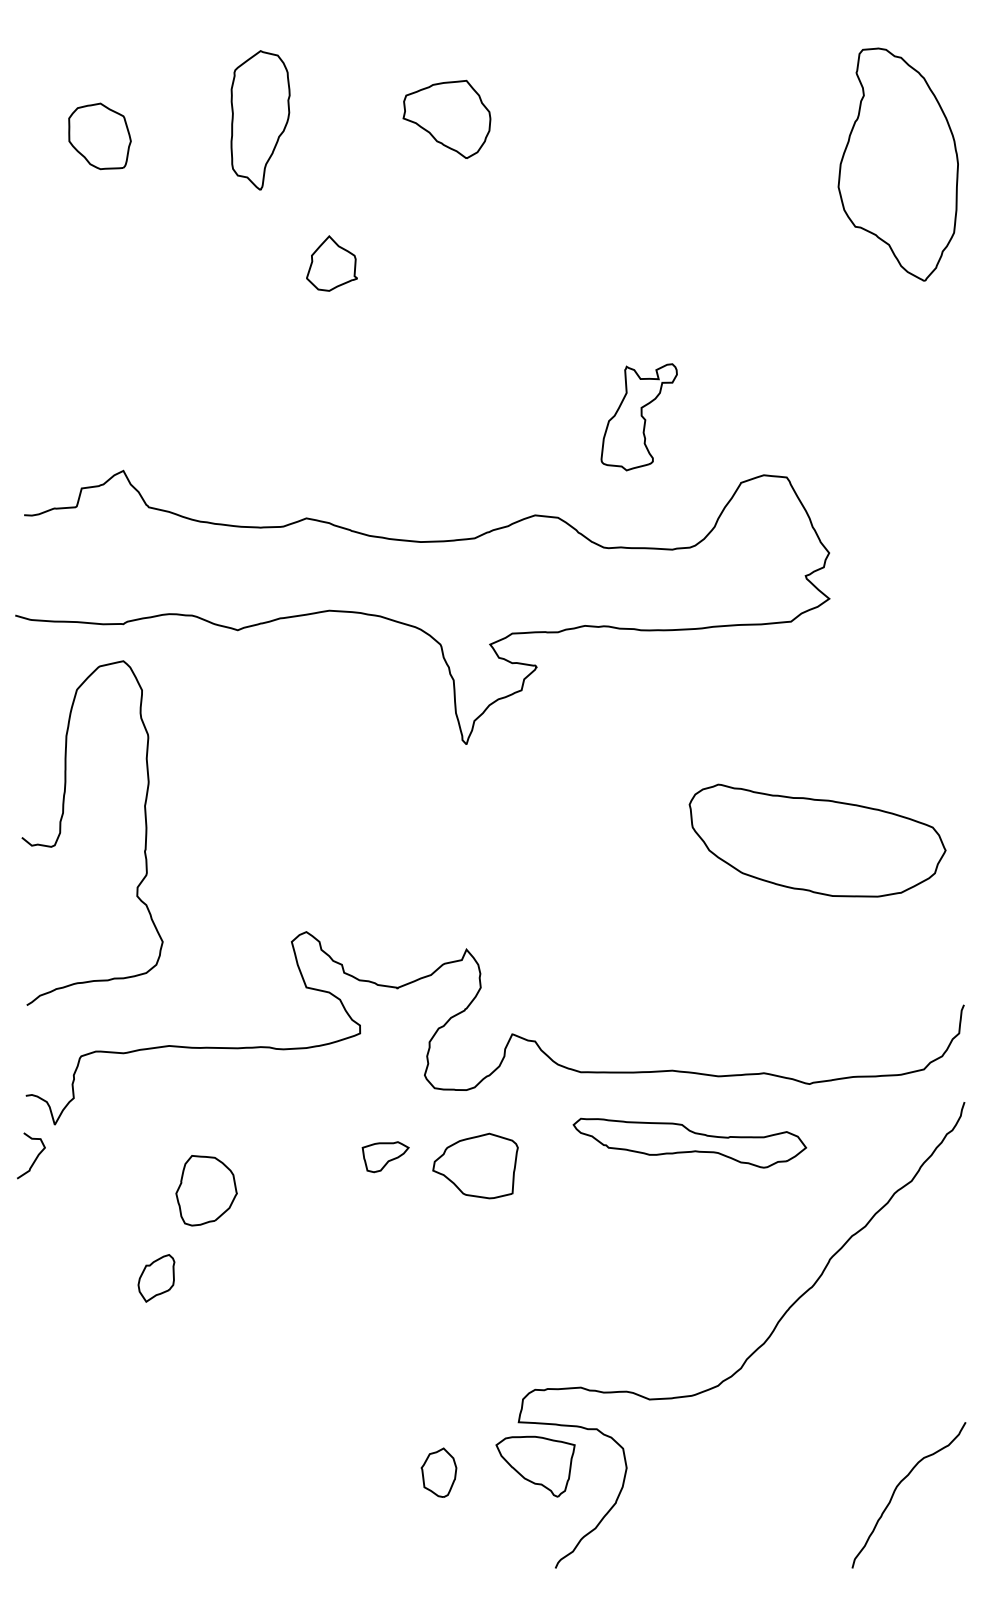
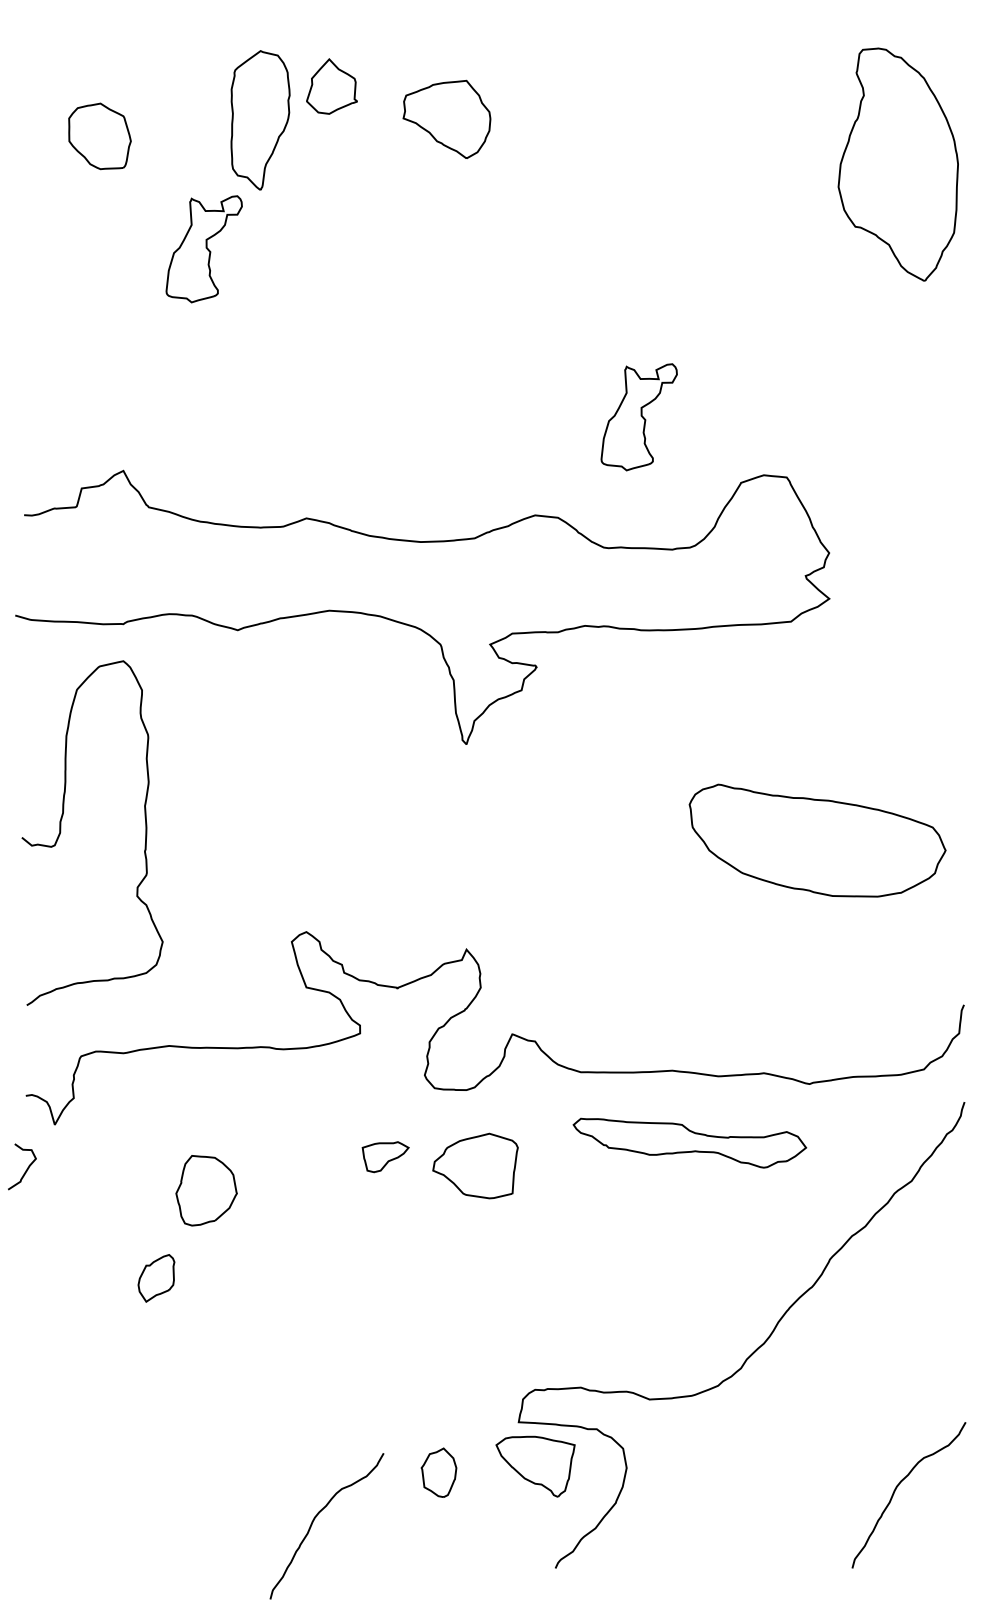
part: none -> present (203, 249)
part position: (331, 263) -> (331, 86) (331, 86)
curve position: (35, 1158) -> (26, 1169) (26, 1169)
curve: none -> present (314, 1520)
